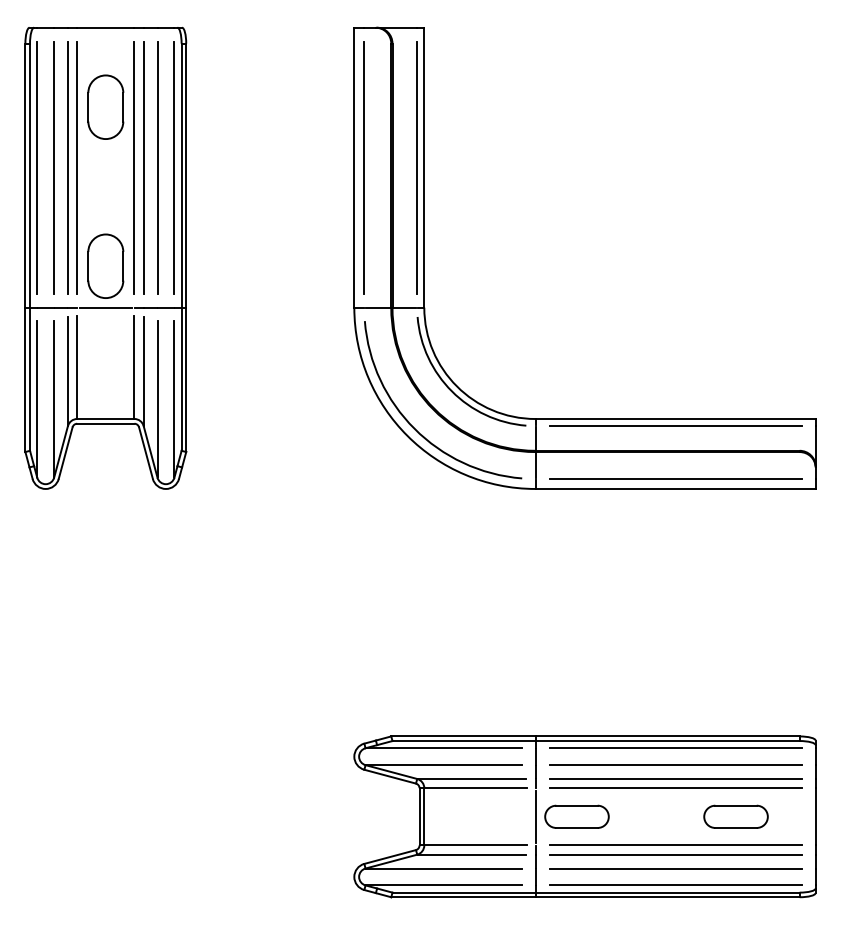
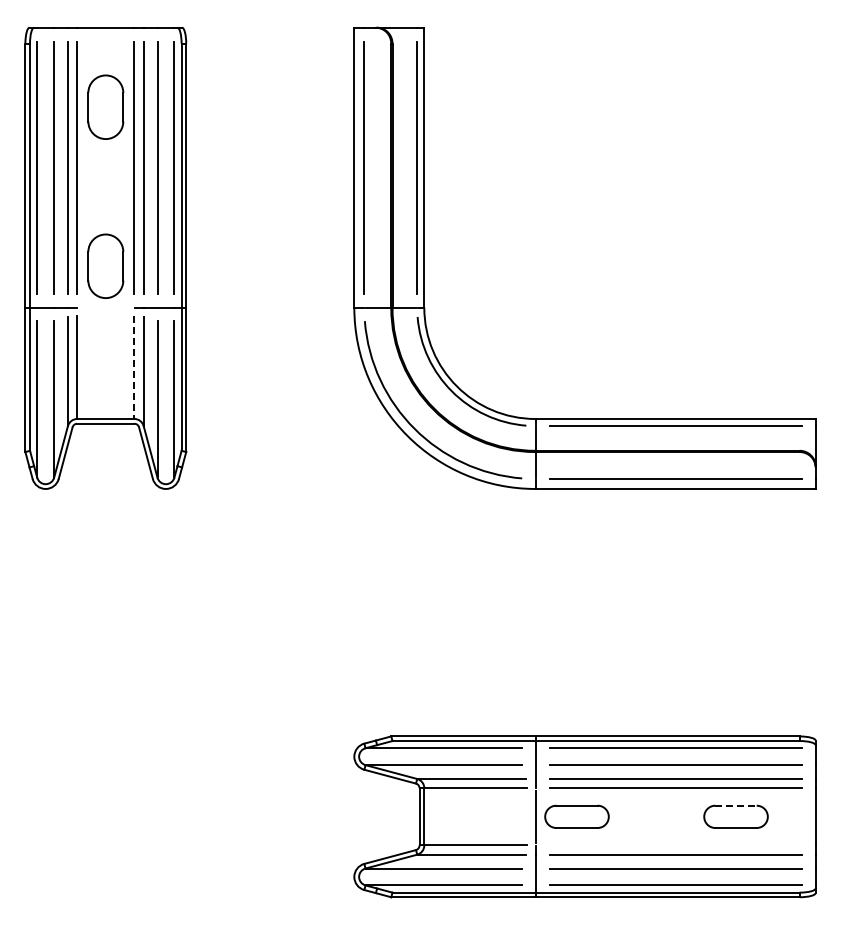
line: present -> none (105, 307)
line: solid -> dashed (134, 368)
line: solid -> dashed (736, 805)
line: present -> none (675, 845)
